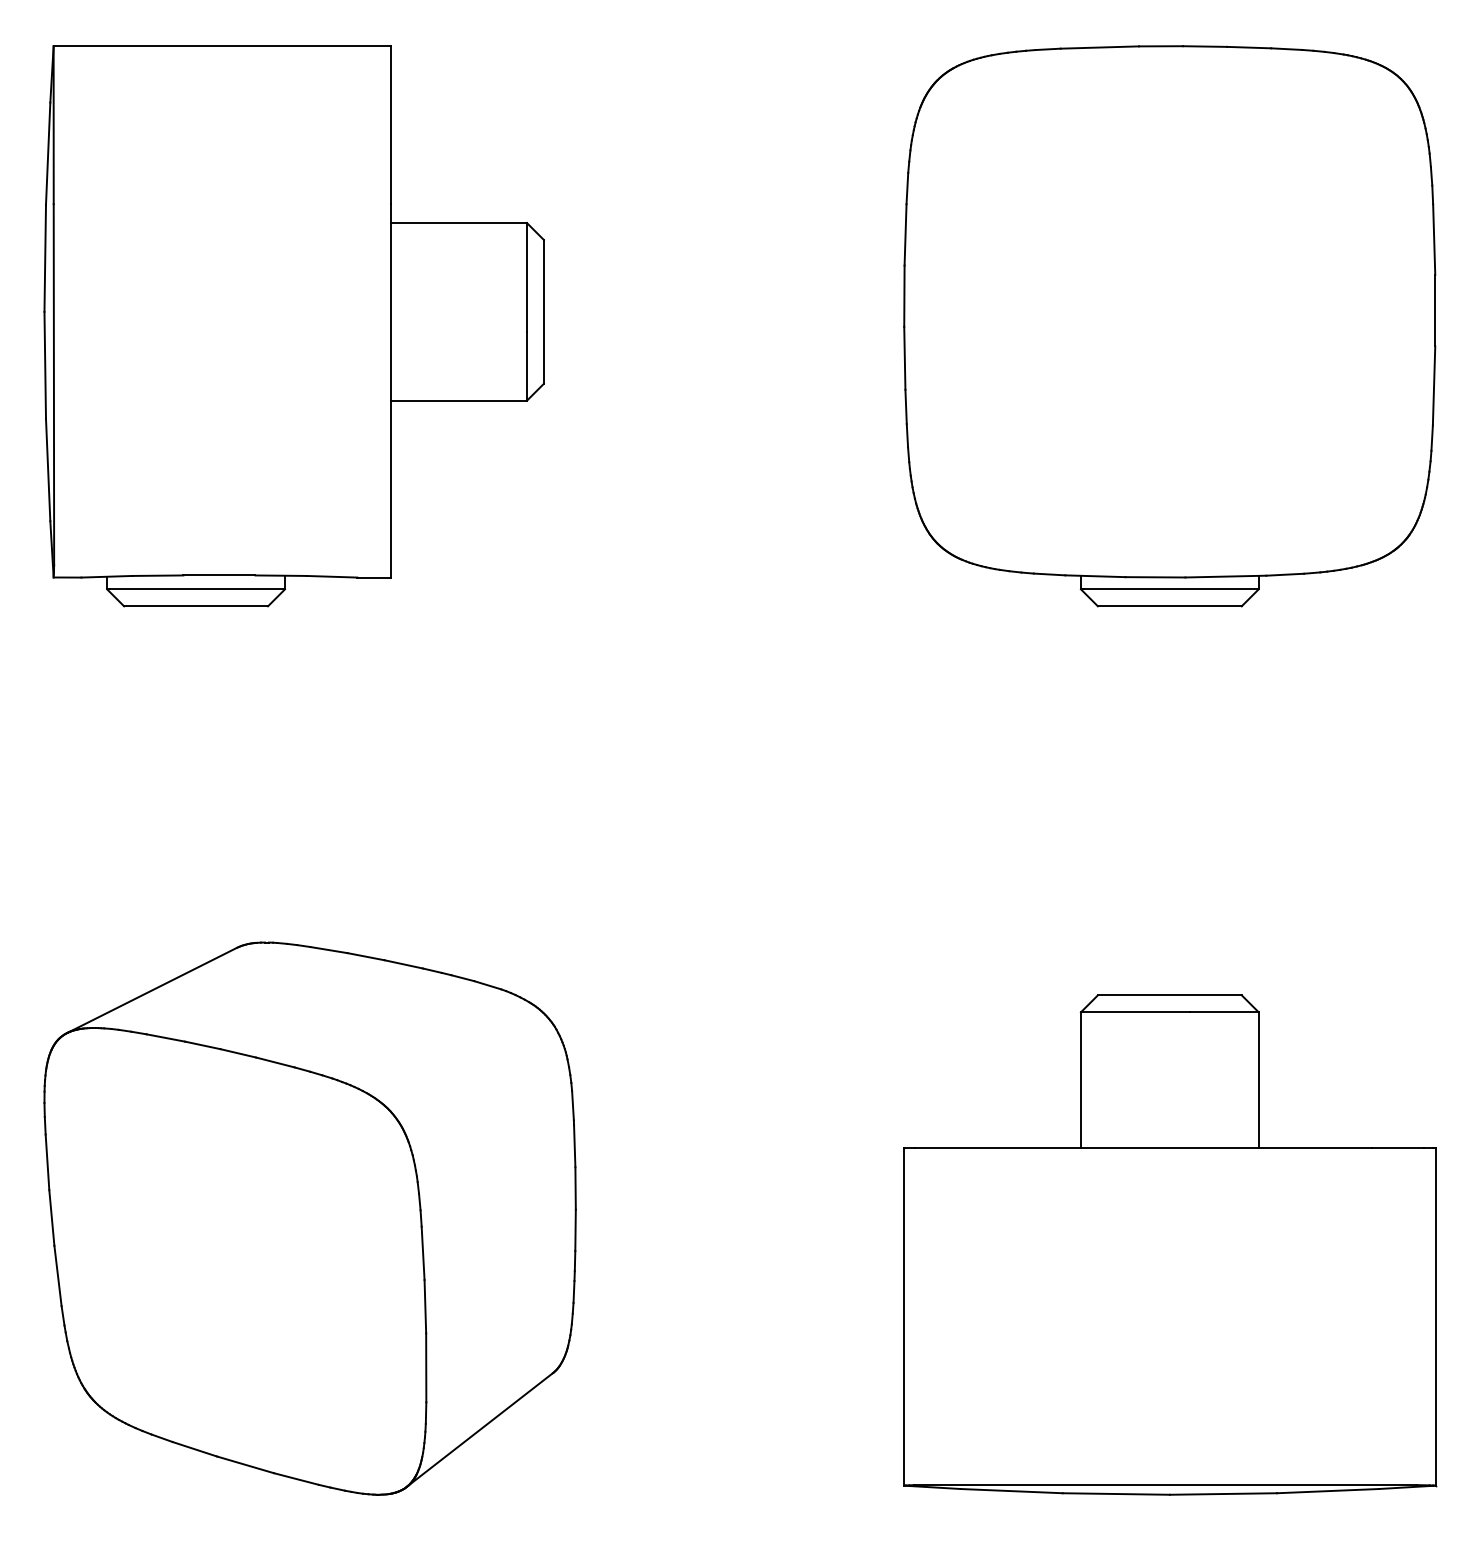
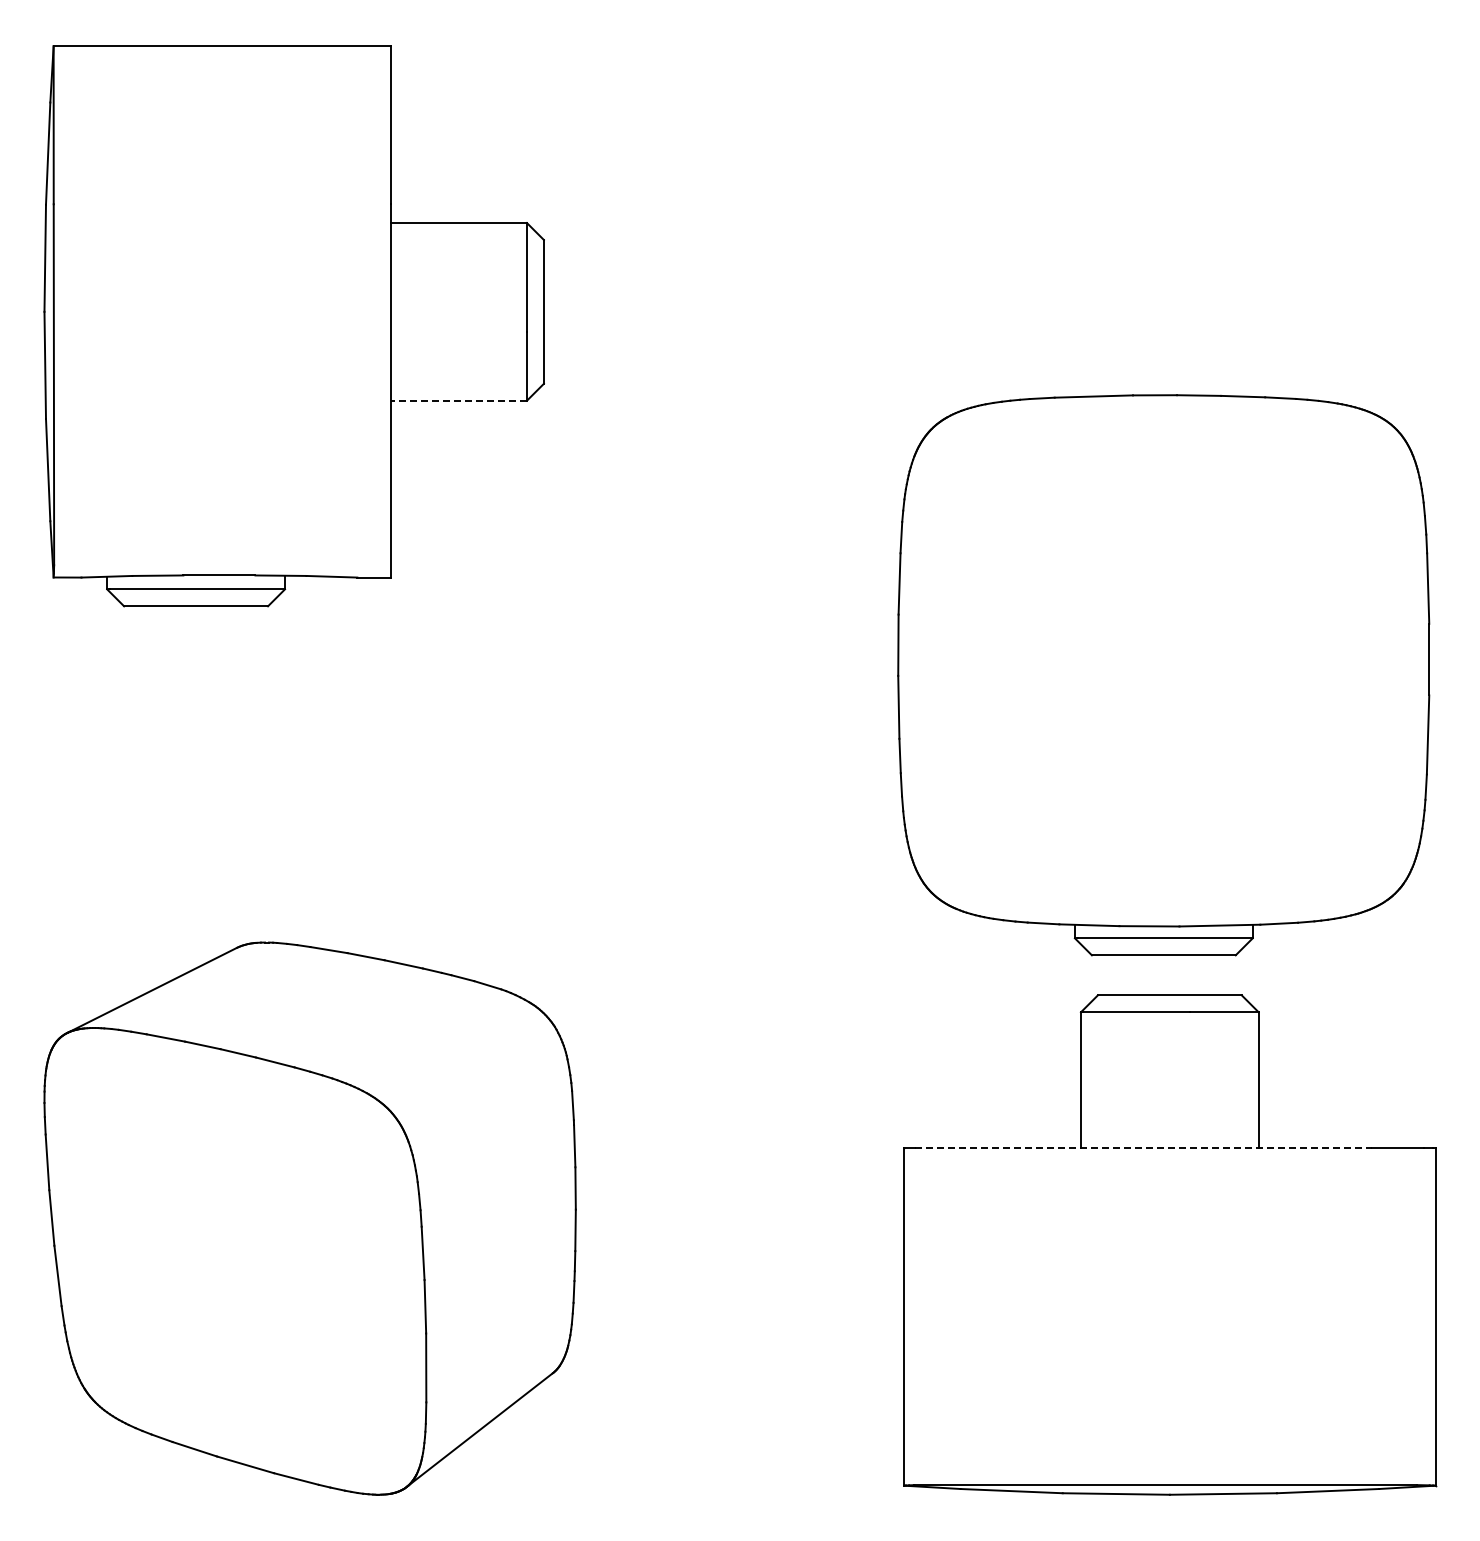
part position: (1169, 326) -> (1163, 675) (1163, 675)
line: solid -> dashed (459, 400)
line: solid -> dashed (1143, 1148)
